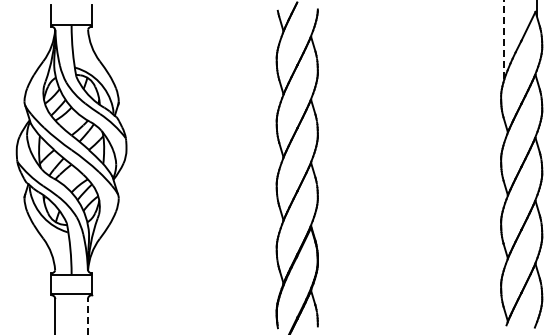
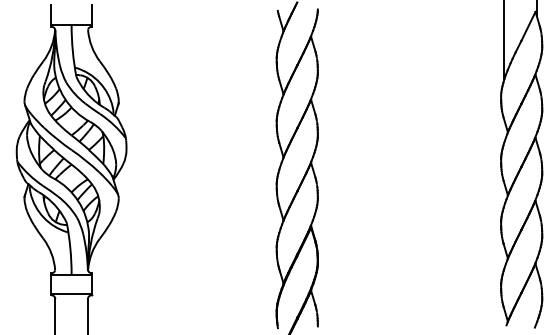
line: dashed -> solid (504, 39)
line: dashed -> solid (87, 316)
